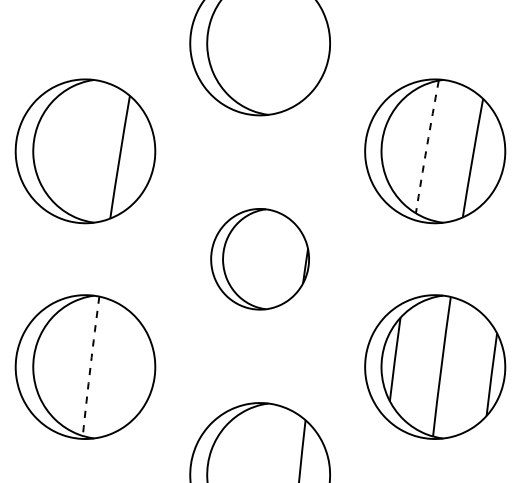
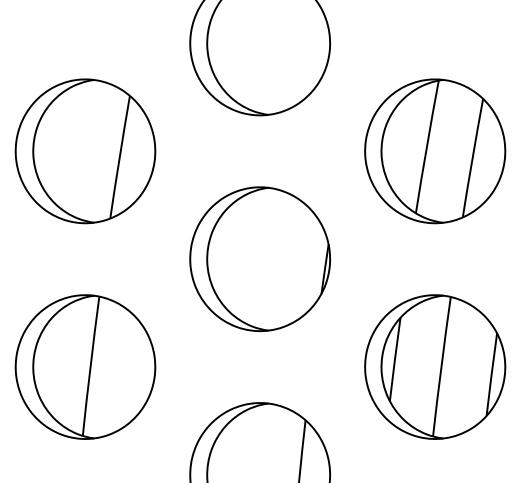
arc: dashed -> solid (426, 146)
part size: 100x103 px -> 142x147 px (259, 259)
arc: dashed -> solid (90, 366)
